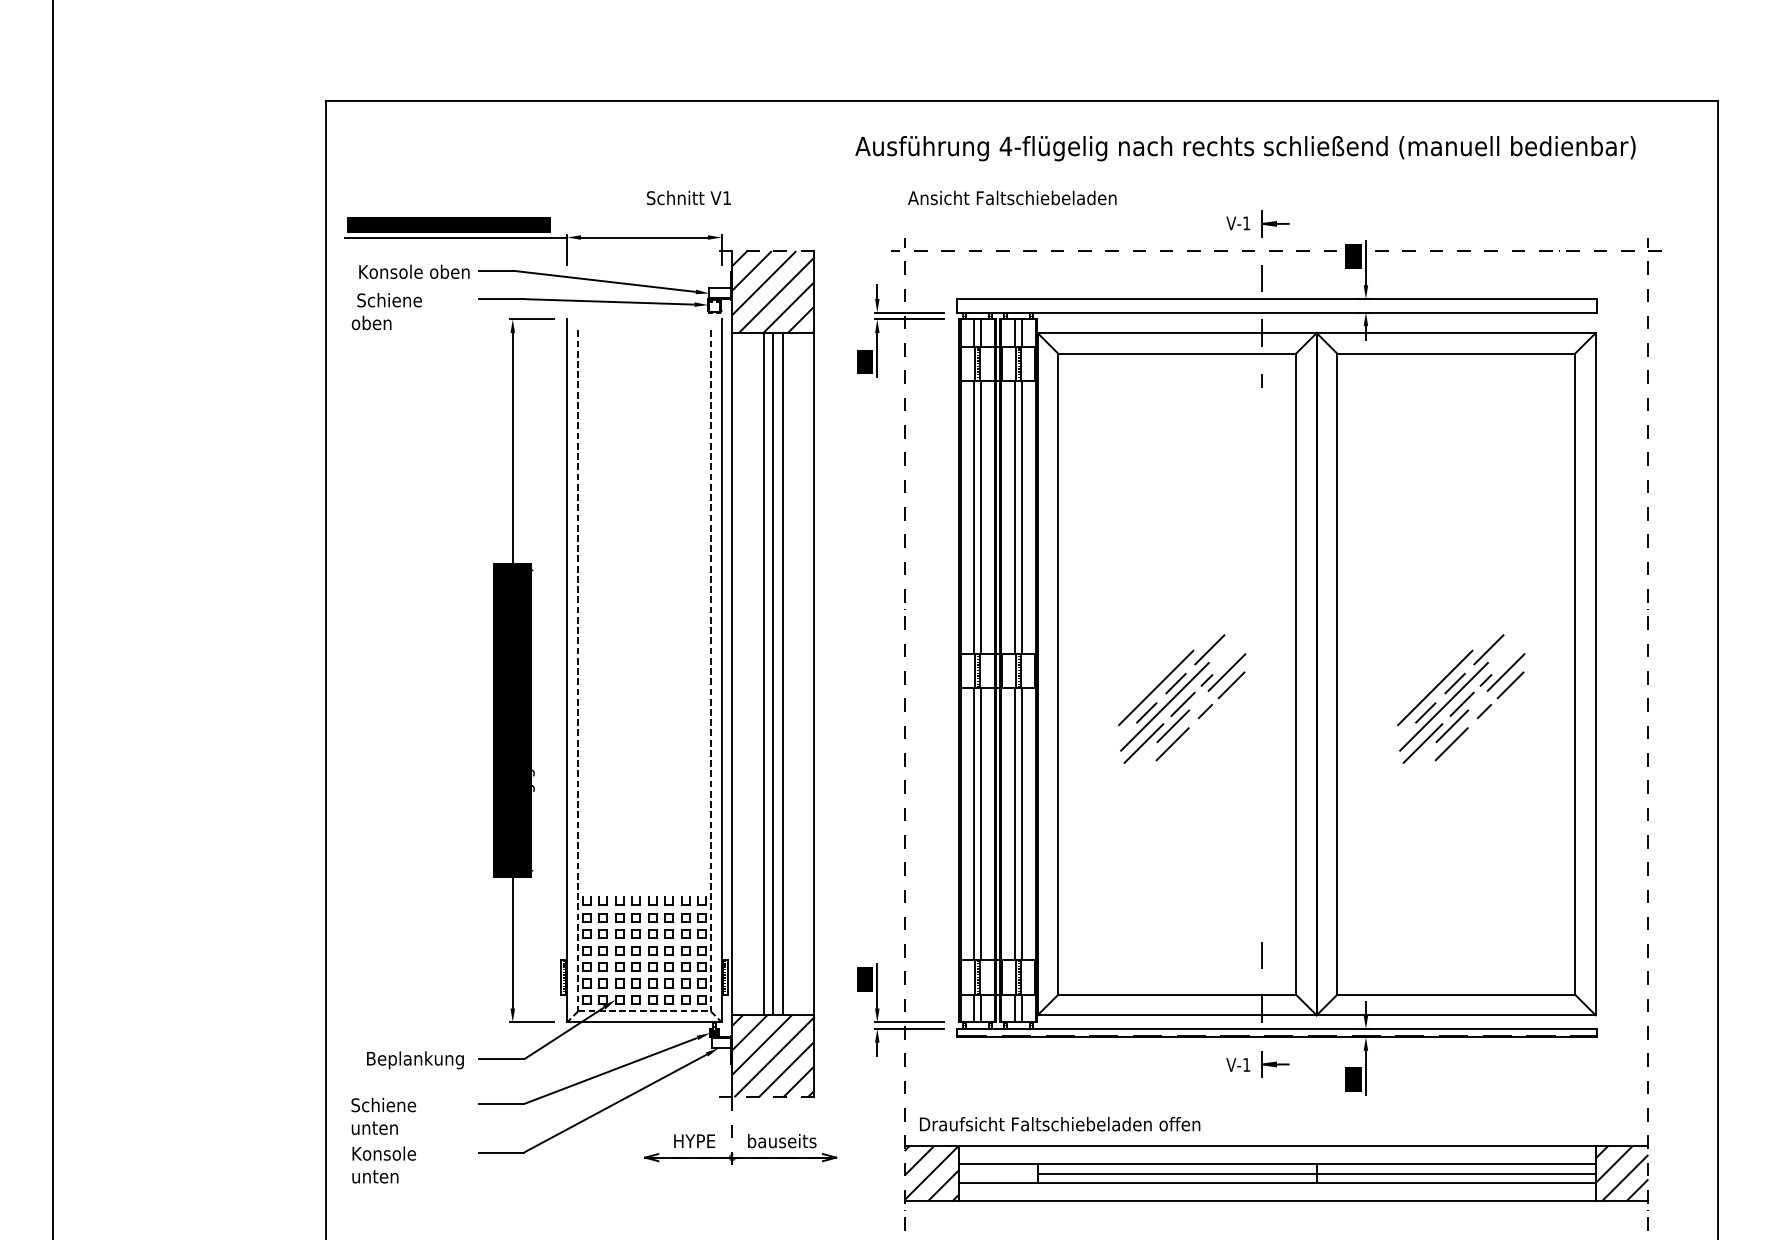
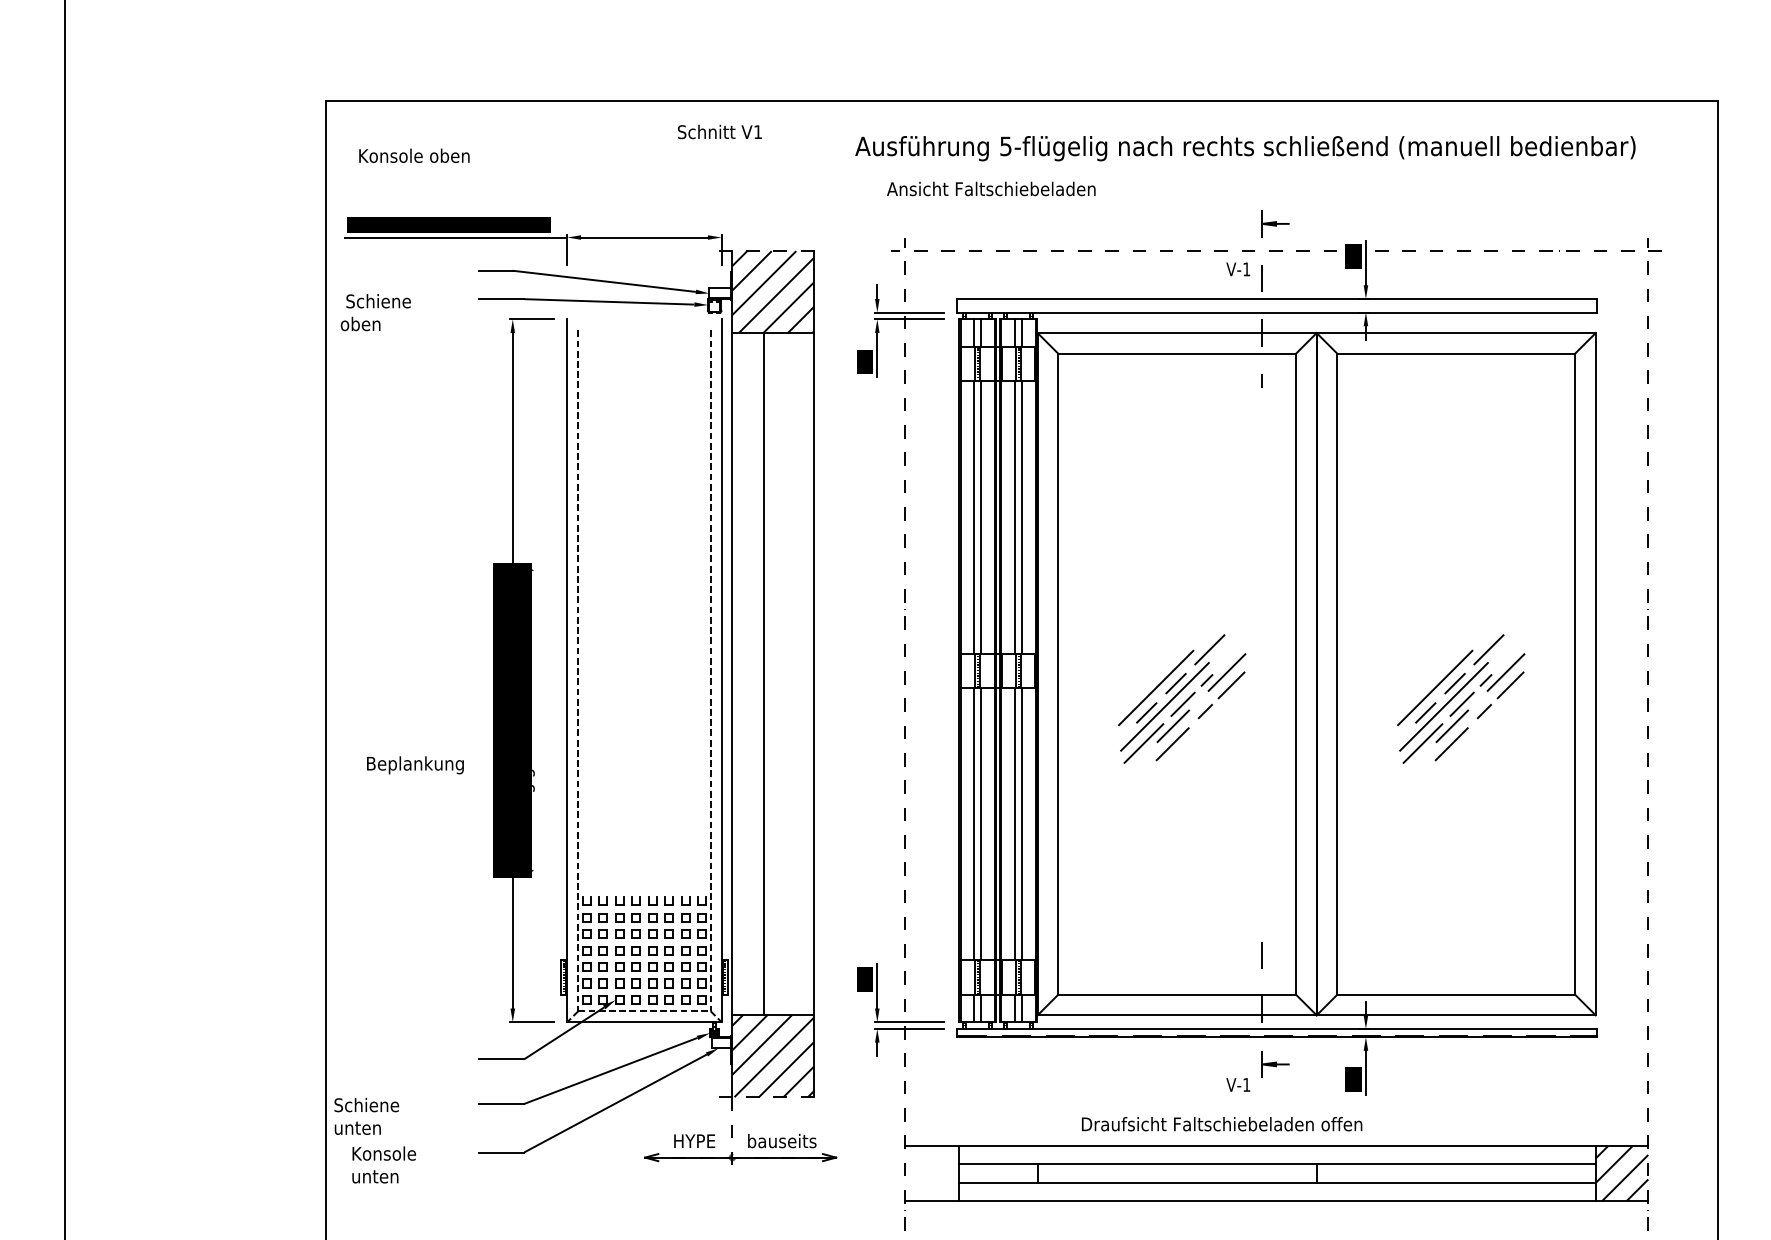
text: 4-flügelig -> 5-flügelig (1005, 146)
text position: (688, 197) -> (719, 131) (719, 131)
text position: (1012, 197) -> (991, 188) (991, 188)
text position: (1238, 223) -> (1238, 269) (1238, 269)
text position: (414, 271) -> (414, 155) (414, 155)
text position: (386, 311) -> (375, 312) (375, 312)
line position: (53, 619) -> (65, 619) (65, 619)
line: present -> none (773, 674)
line: present -> none (782, 674)
text position: (415, 1060) -> (415, 765) (415, 765)
text position: (1238, 1064) -> (1238, 1084) (1238, 1084)
text position: (383, 1115) -> (366, 1115) (366, 1115)
text position: (1060, 1124) -> (1222, 1124) (1222, 1124)
hatch: present -> none (931, 1173)
line: present -> none (1316, 1173)
